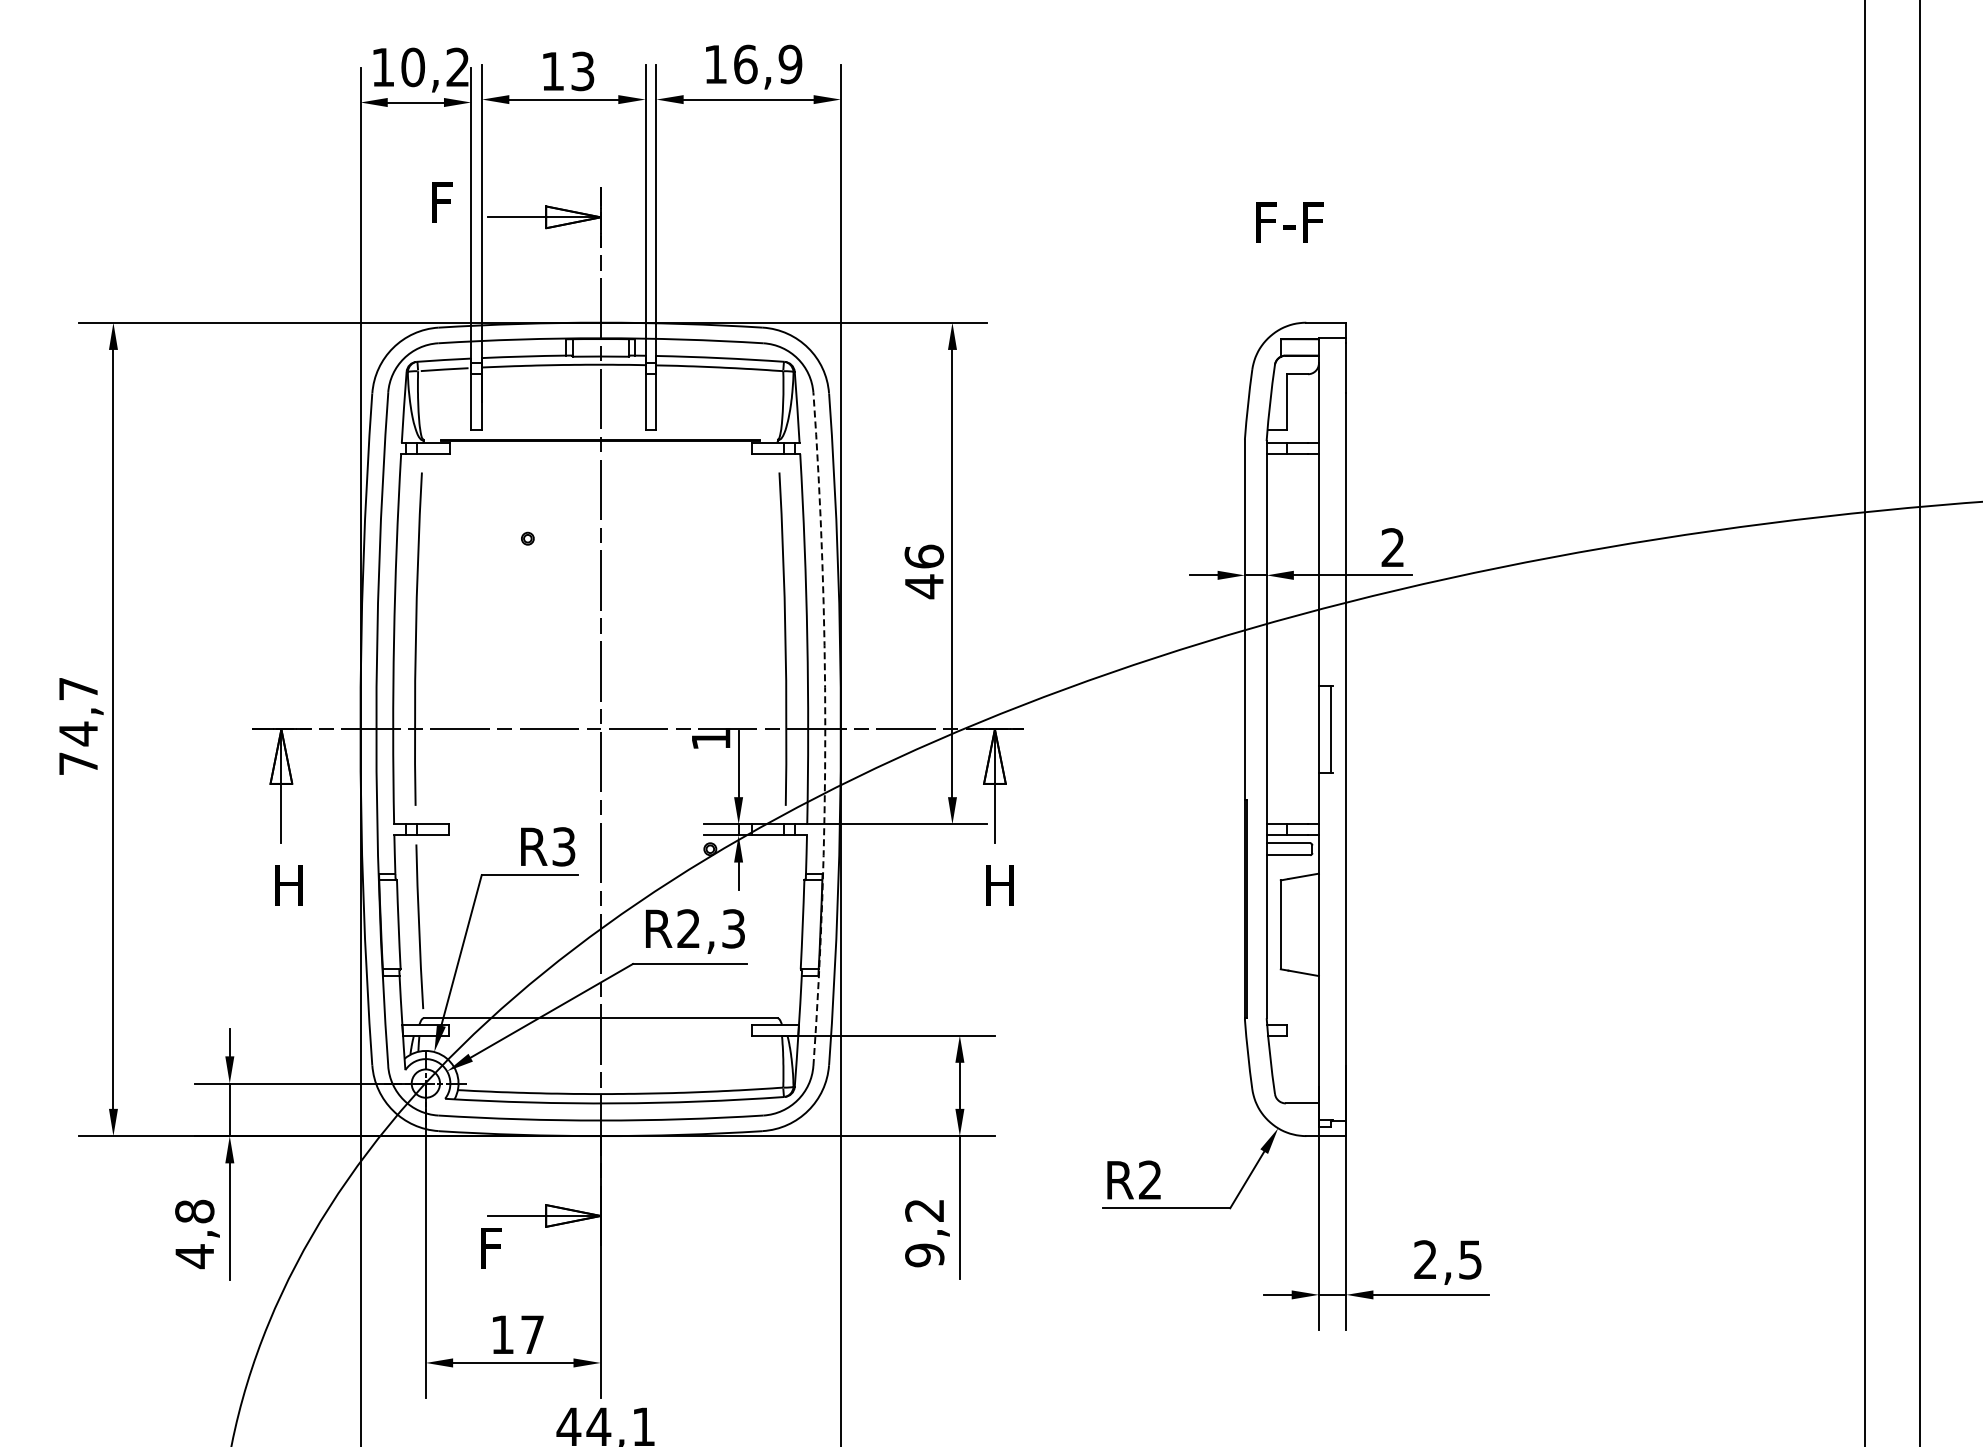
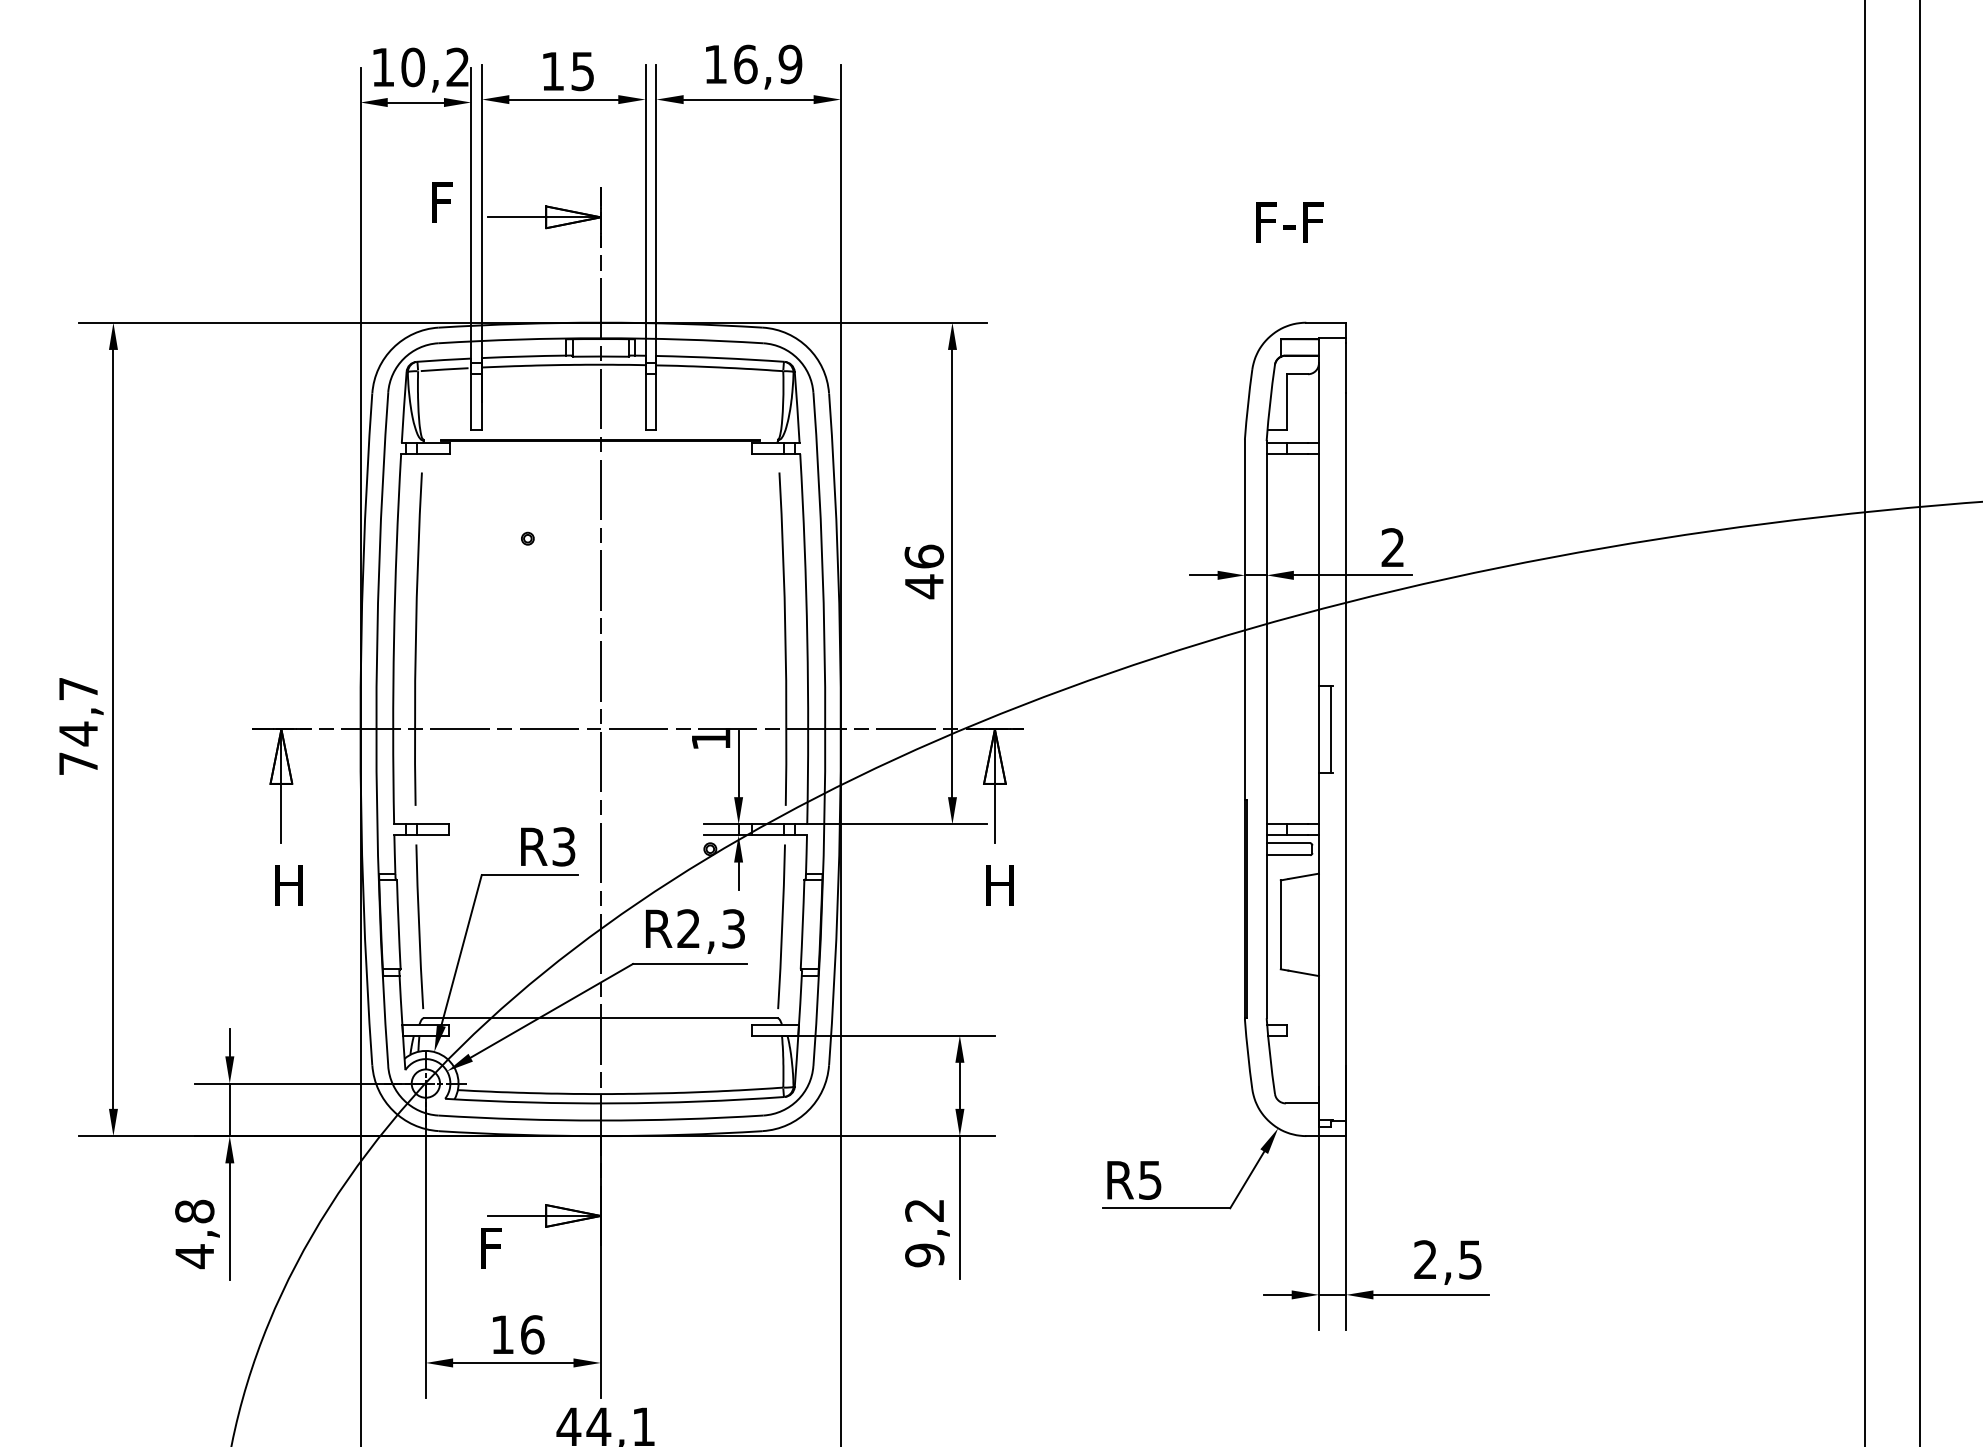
text: 13 -> 15 (583, 70)
arc: dashed -> solid (825, 729)
line: none -> present (781, 926)
text: R2 -> R5 (1150, 1179)
text: 17 -> 16 (532, 1334)
